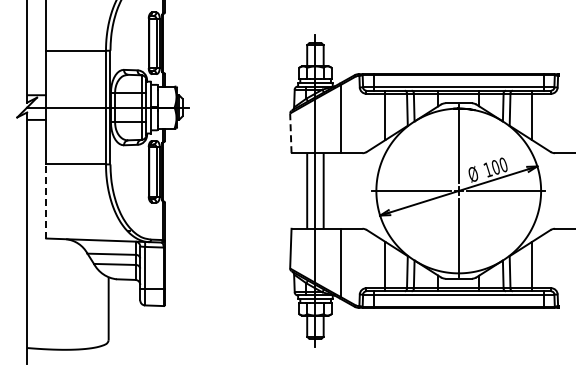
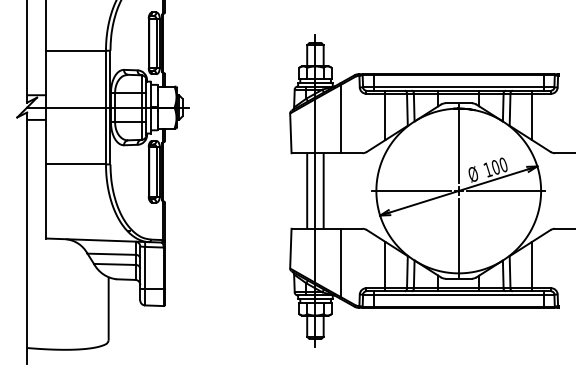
line: dashed -> solid (290, 133)
line: dashed -> solid (46, 200)
